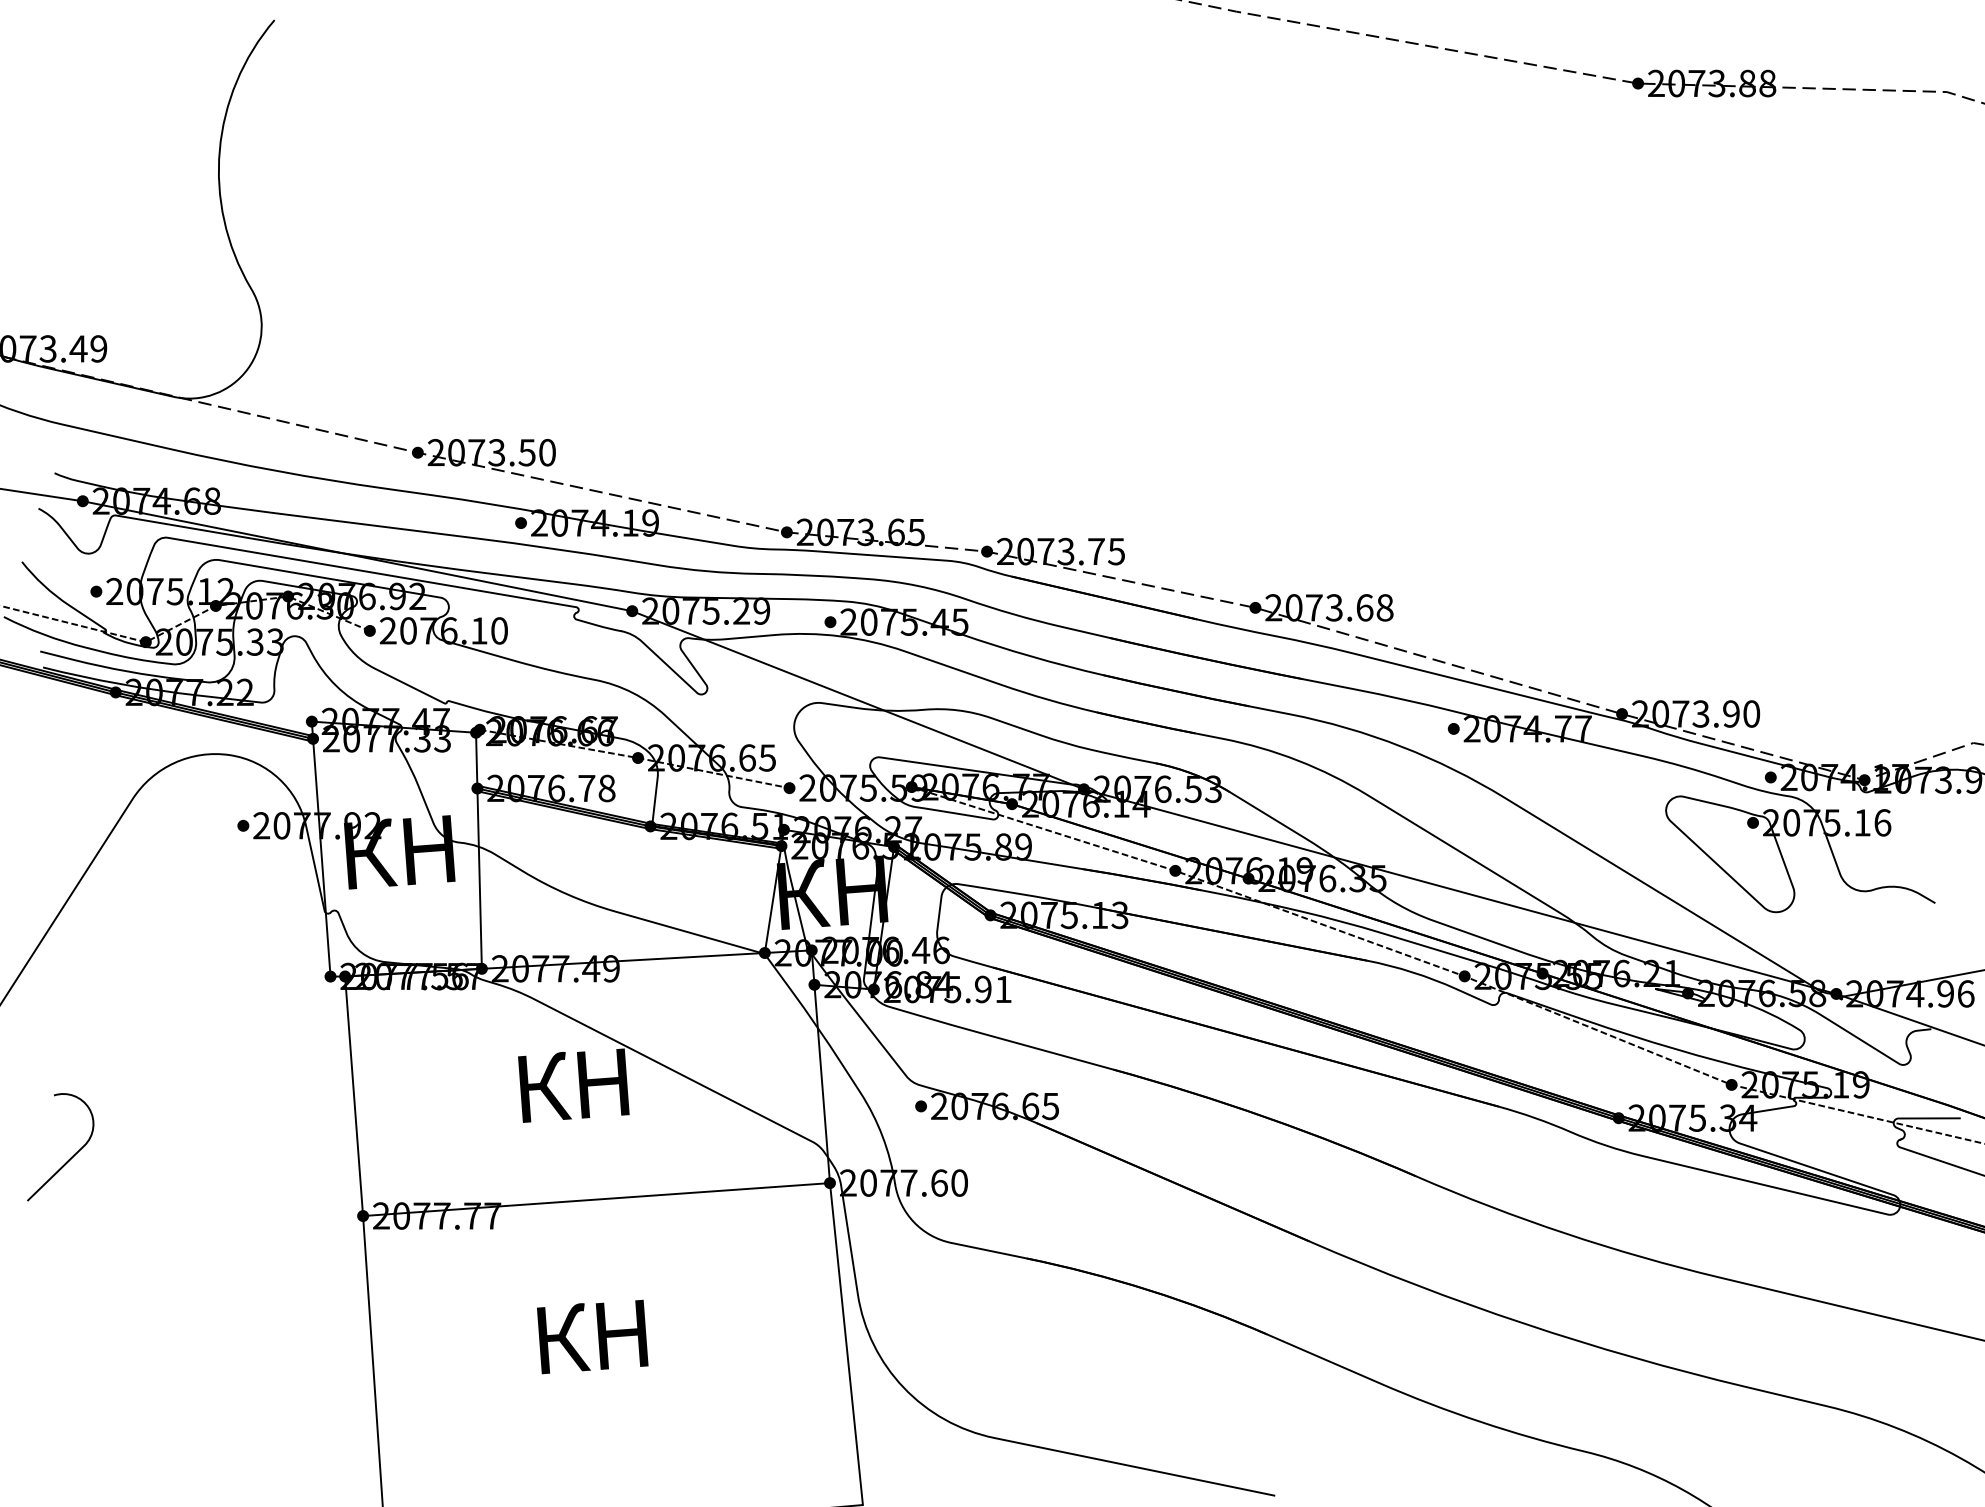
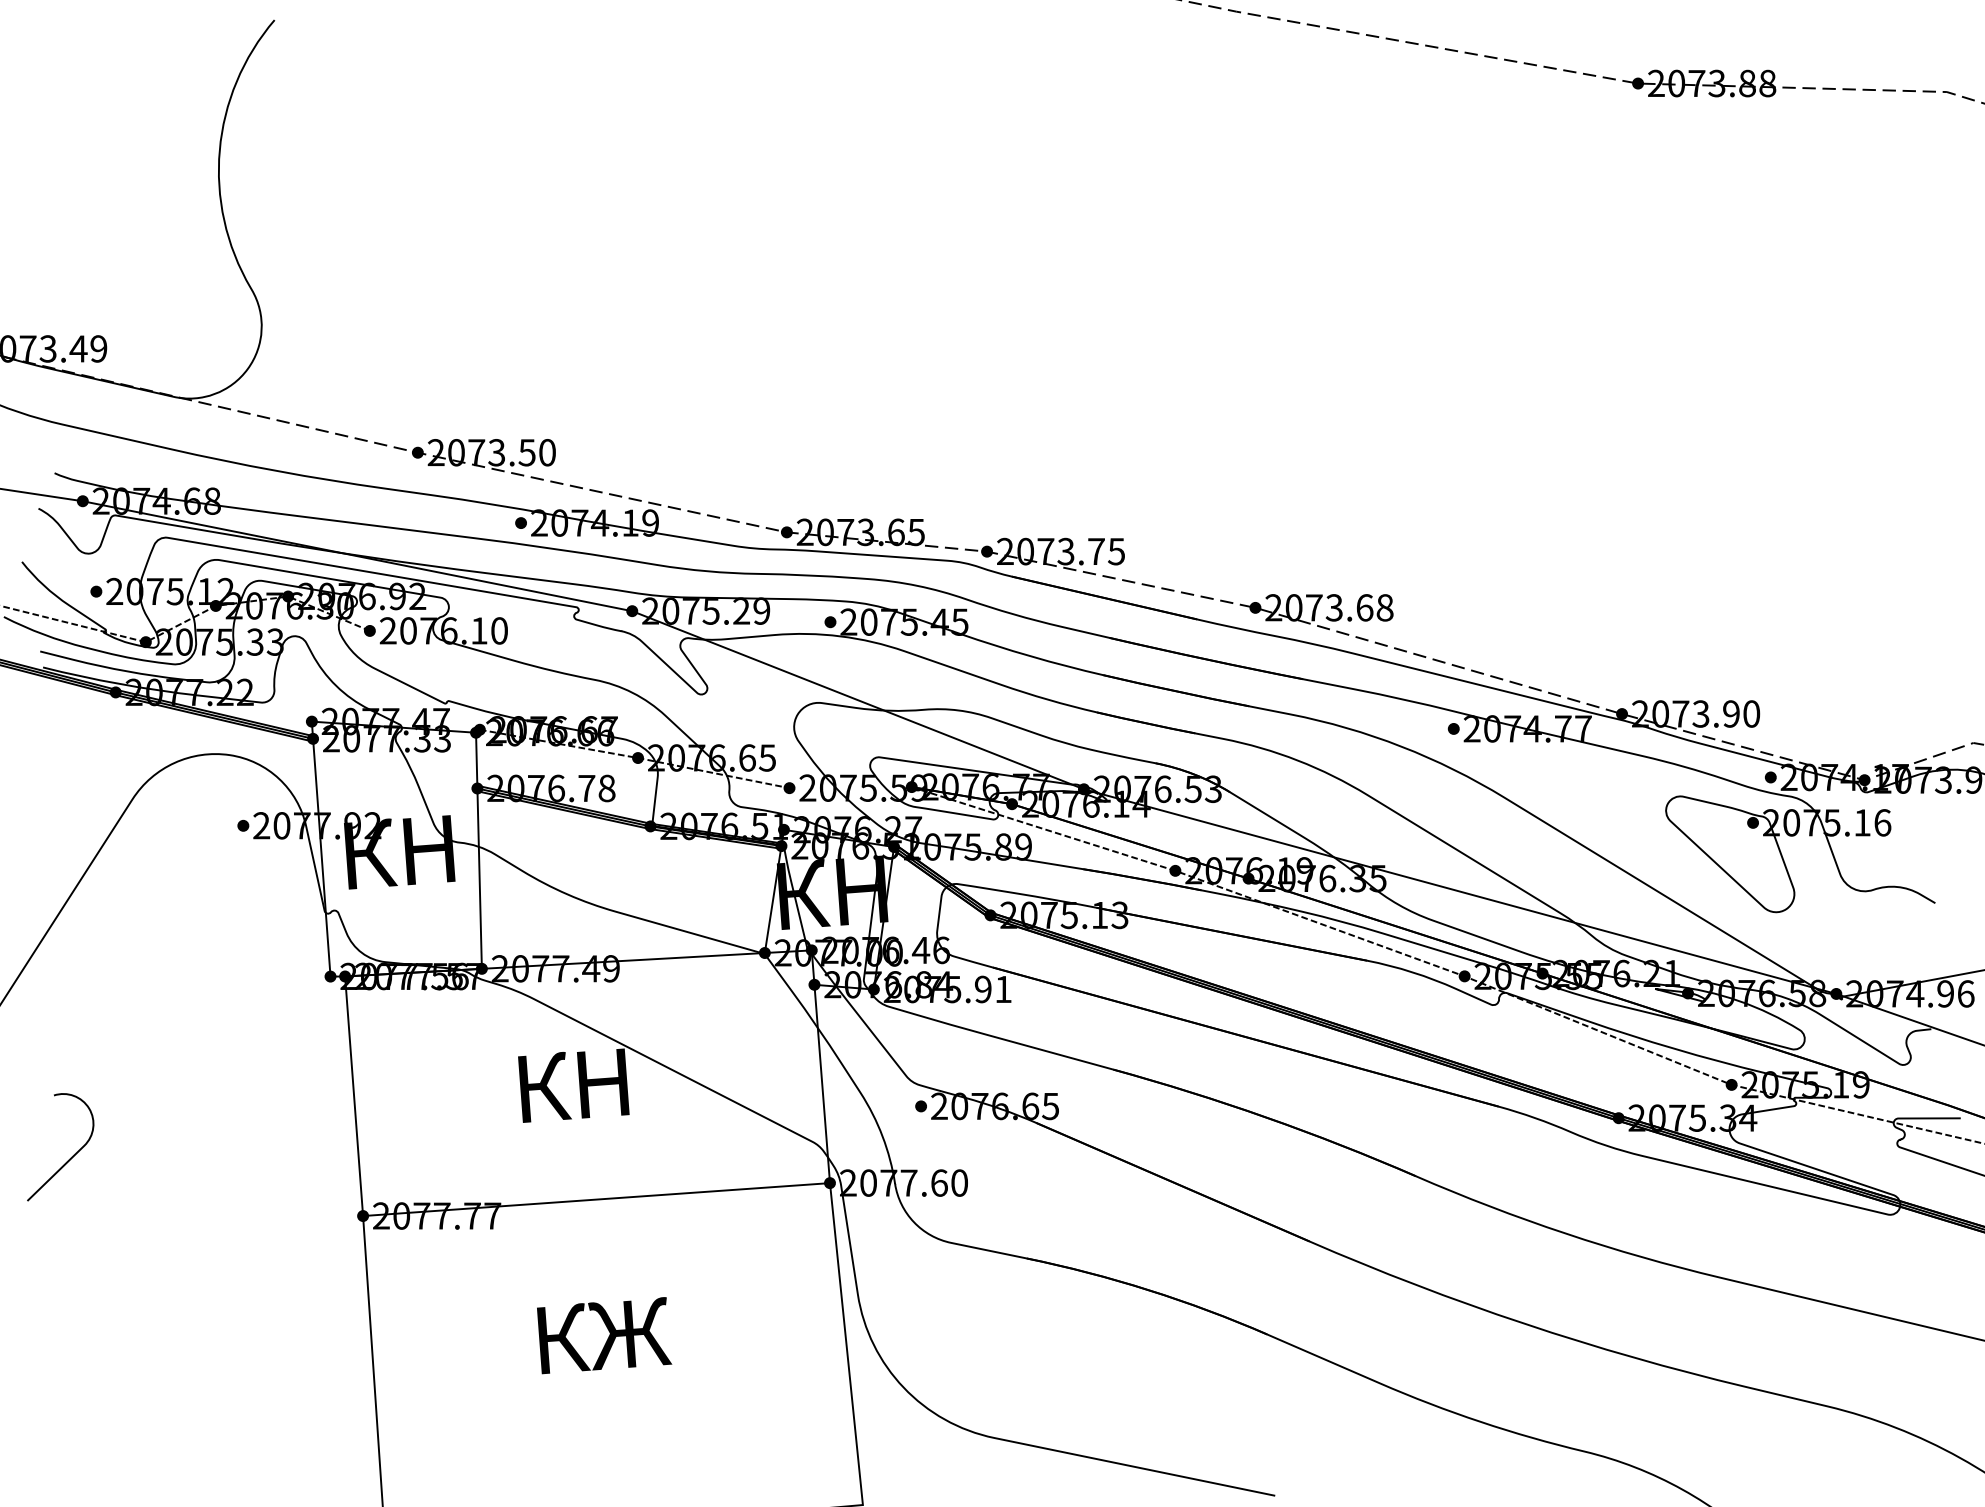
text: КН -> КЖ (630, 1333)
